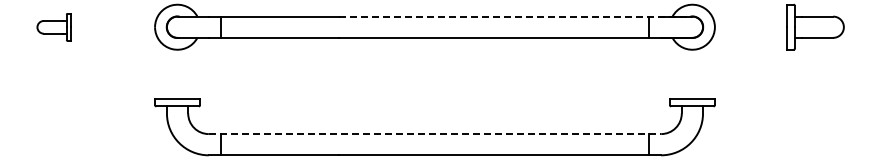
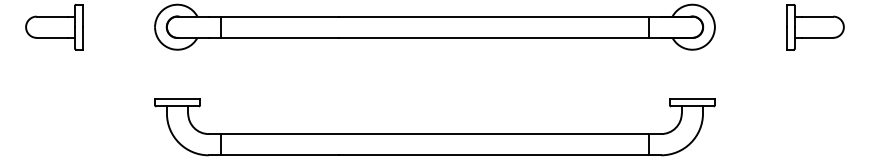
line: dashed -> solid (516, 16)
part size: 36x29 px -> 59x47 px (54, 27)
line: dashed -> solid (435, 134)
